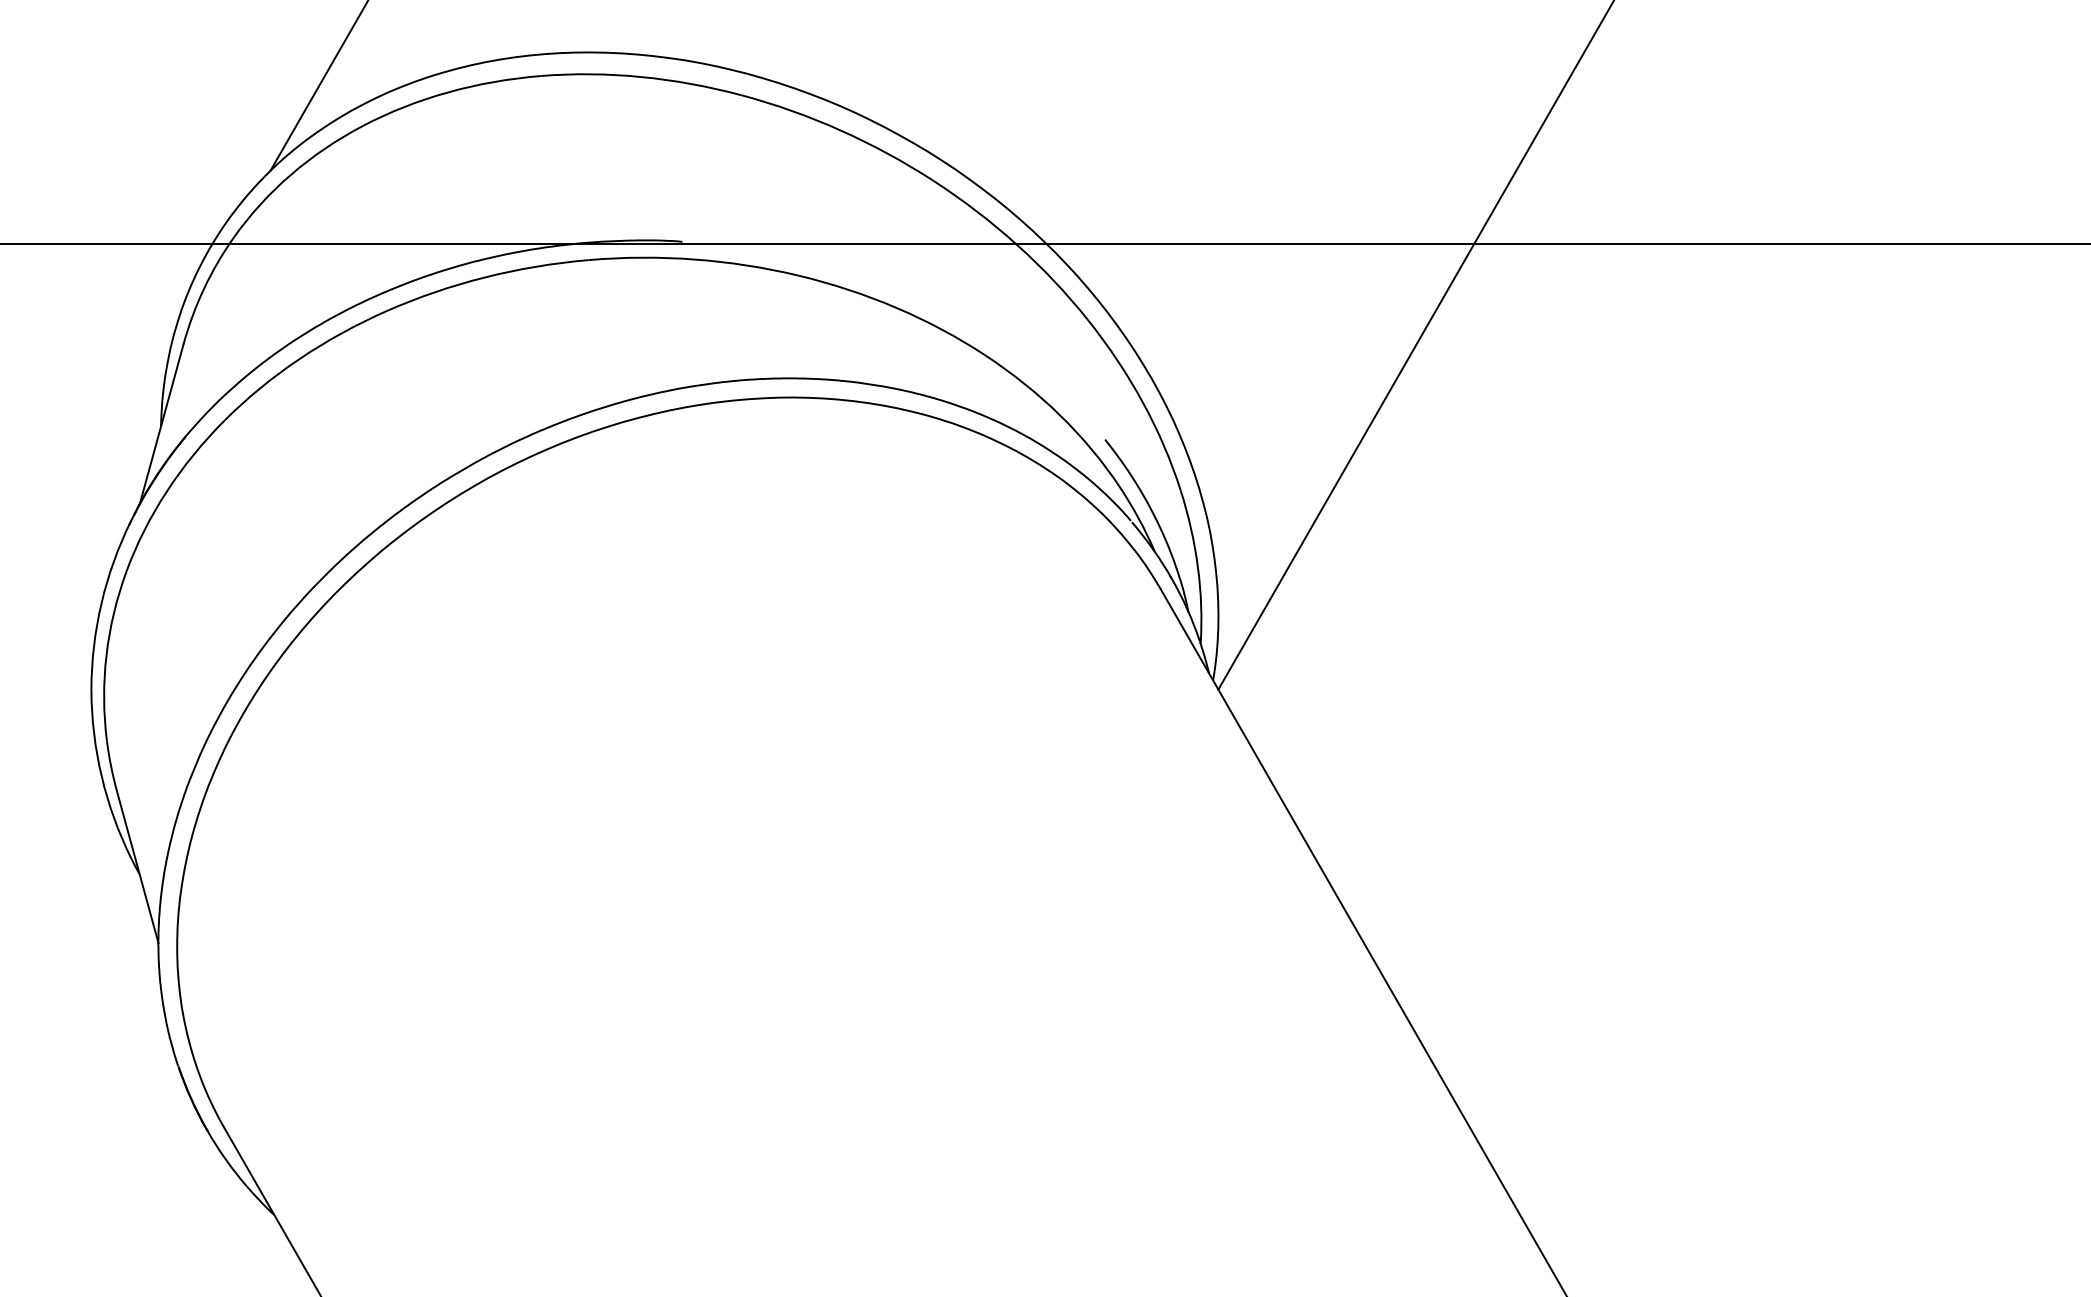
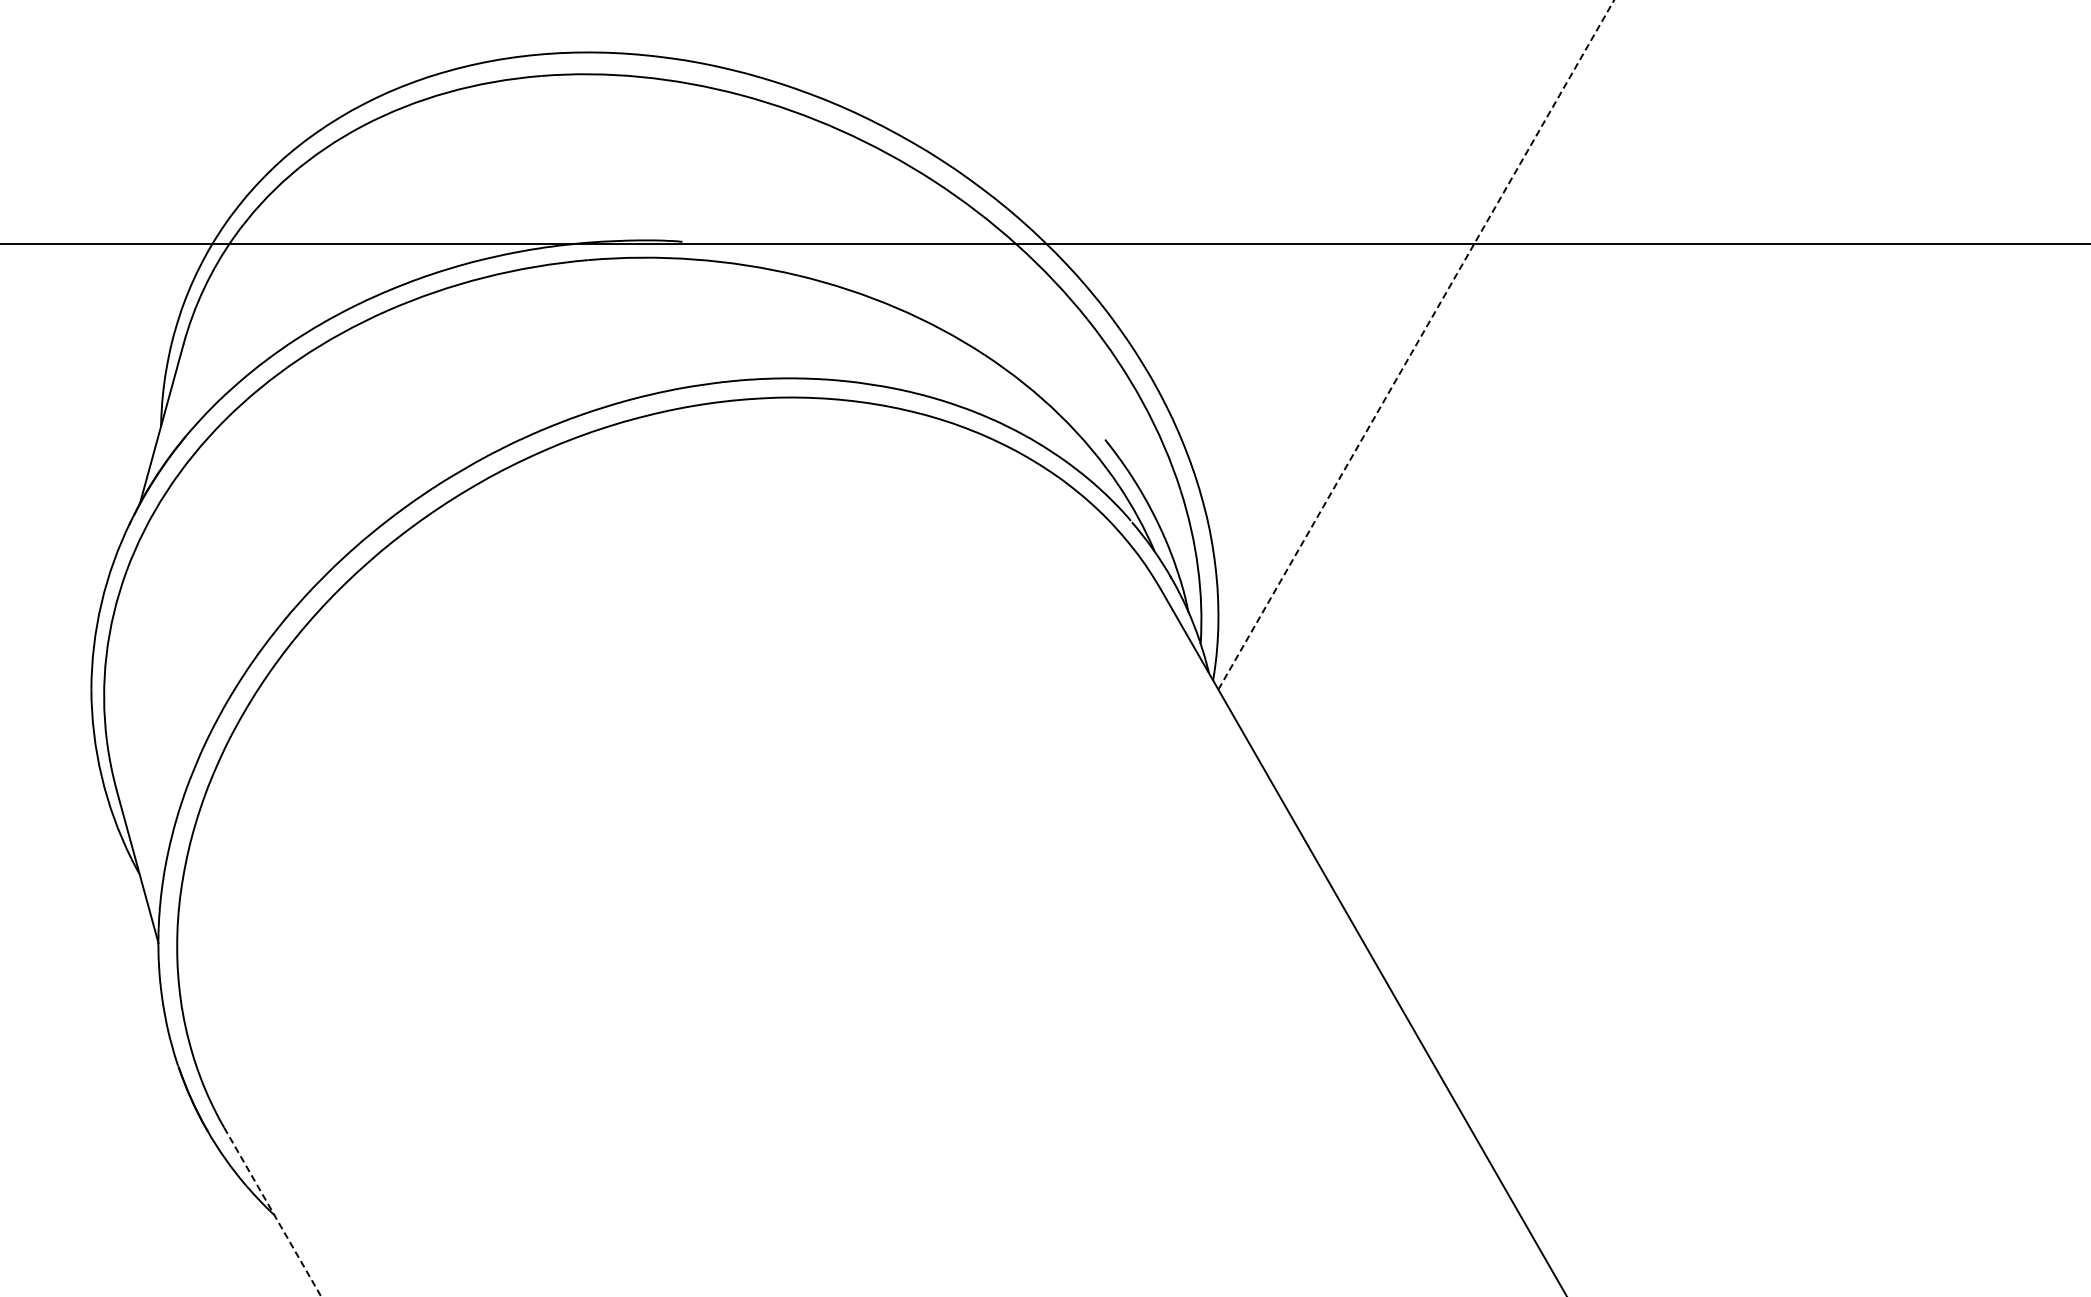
line: present -> none (318, 86)
line: solid -> dashed (1416, 344)
line: solid -> dashed (272, 1212)
